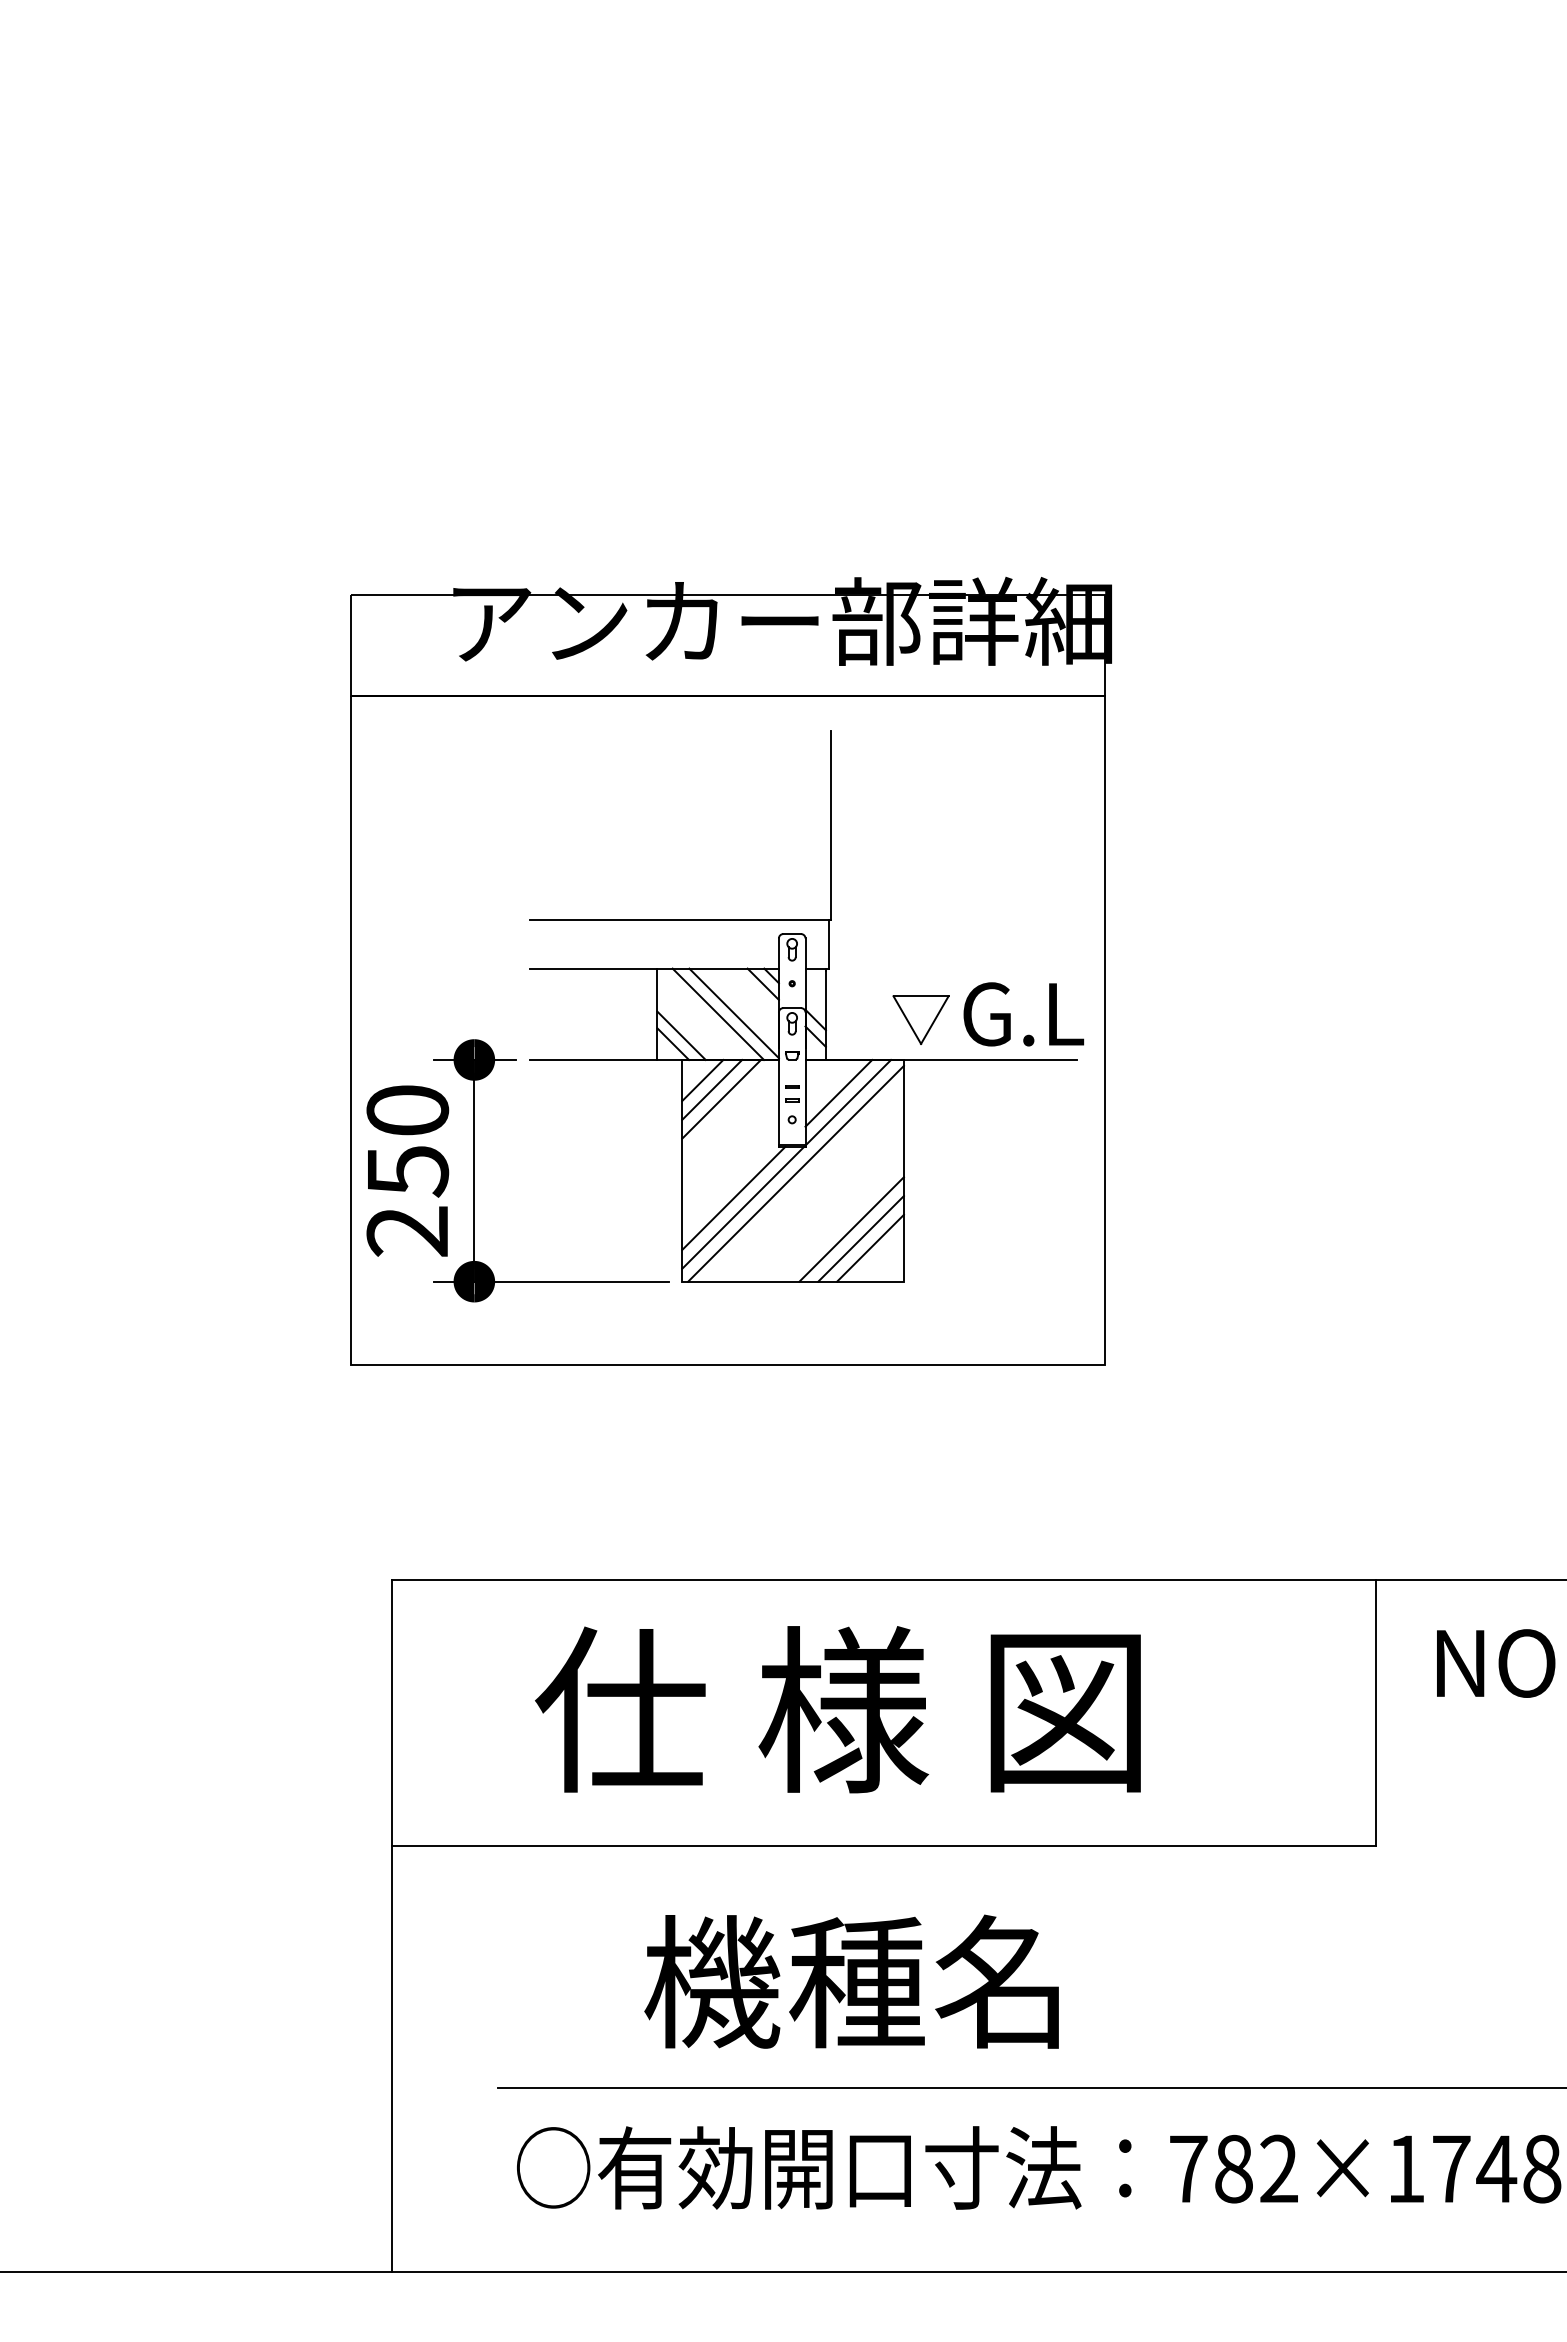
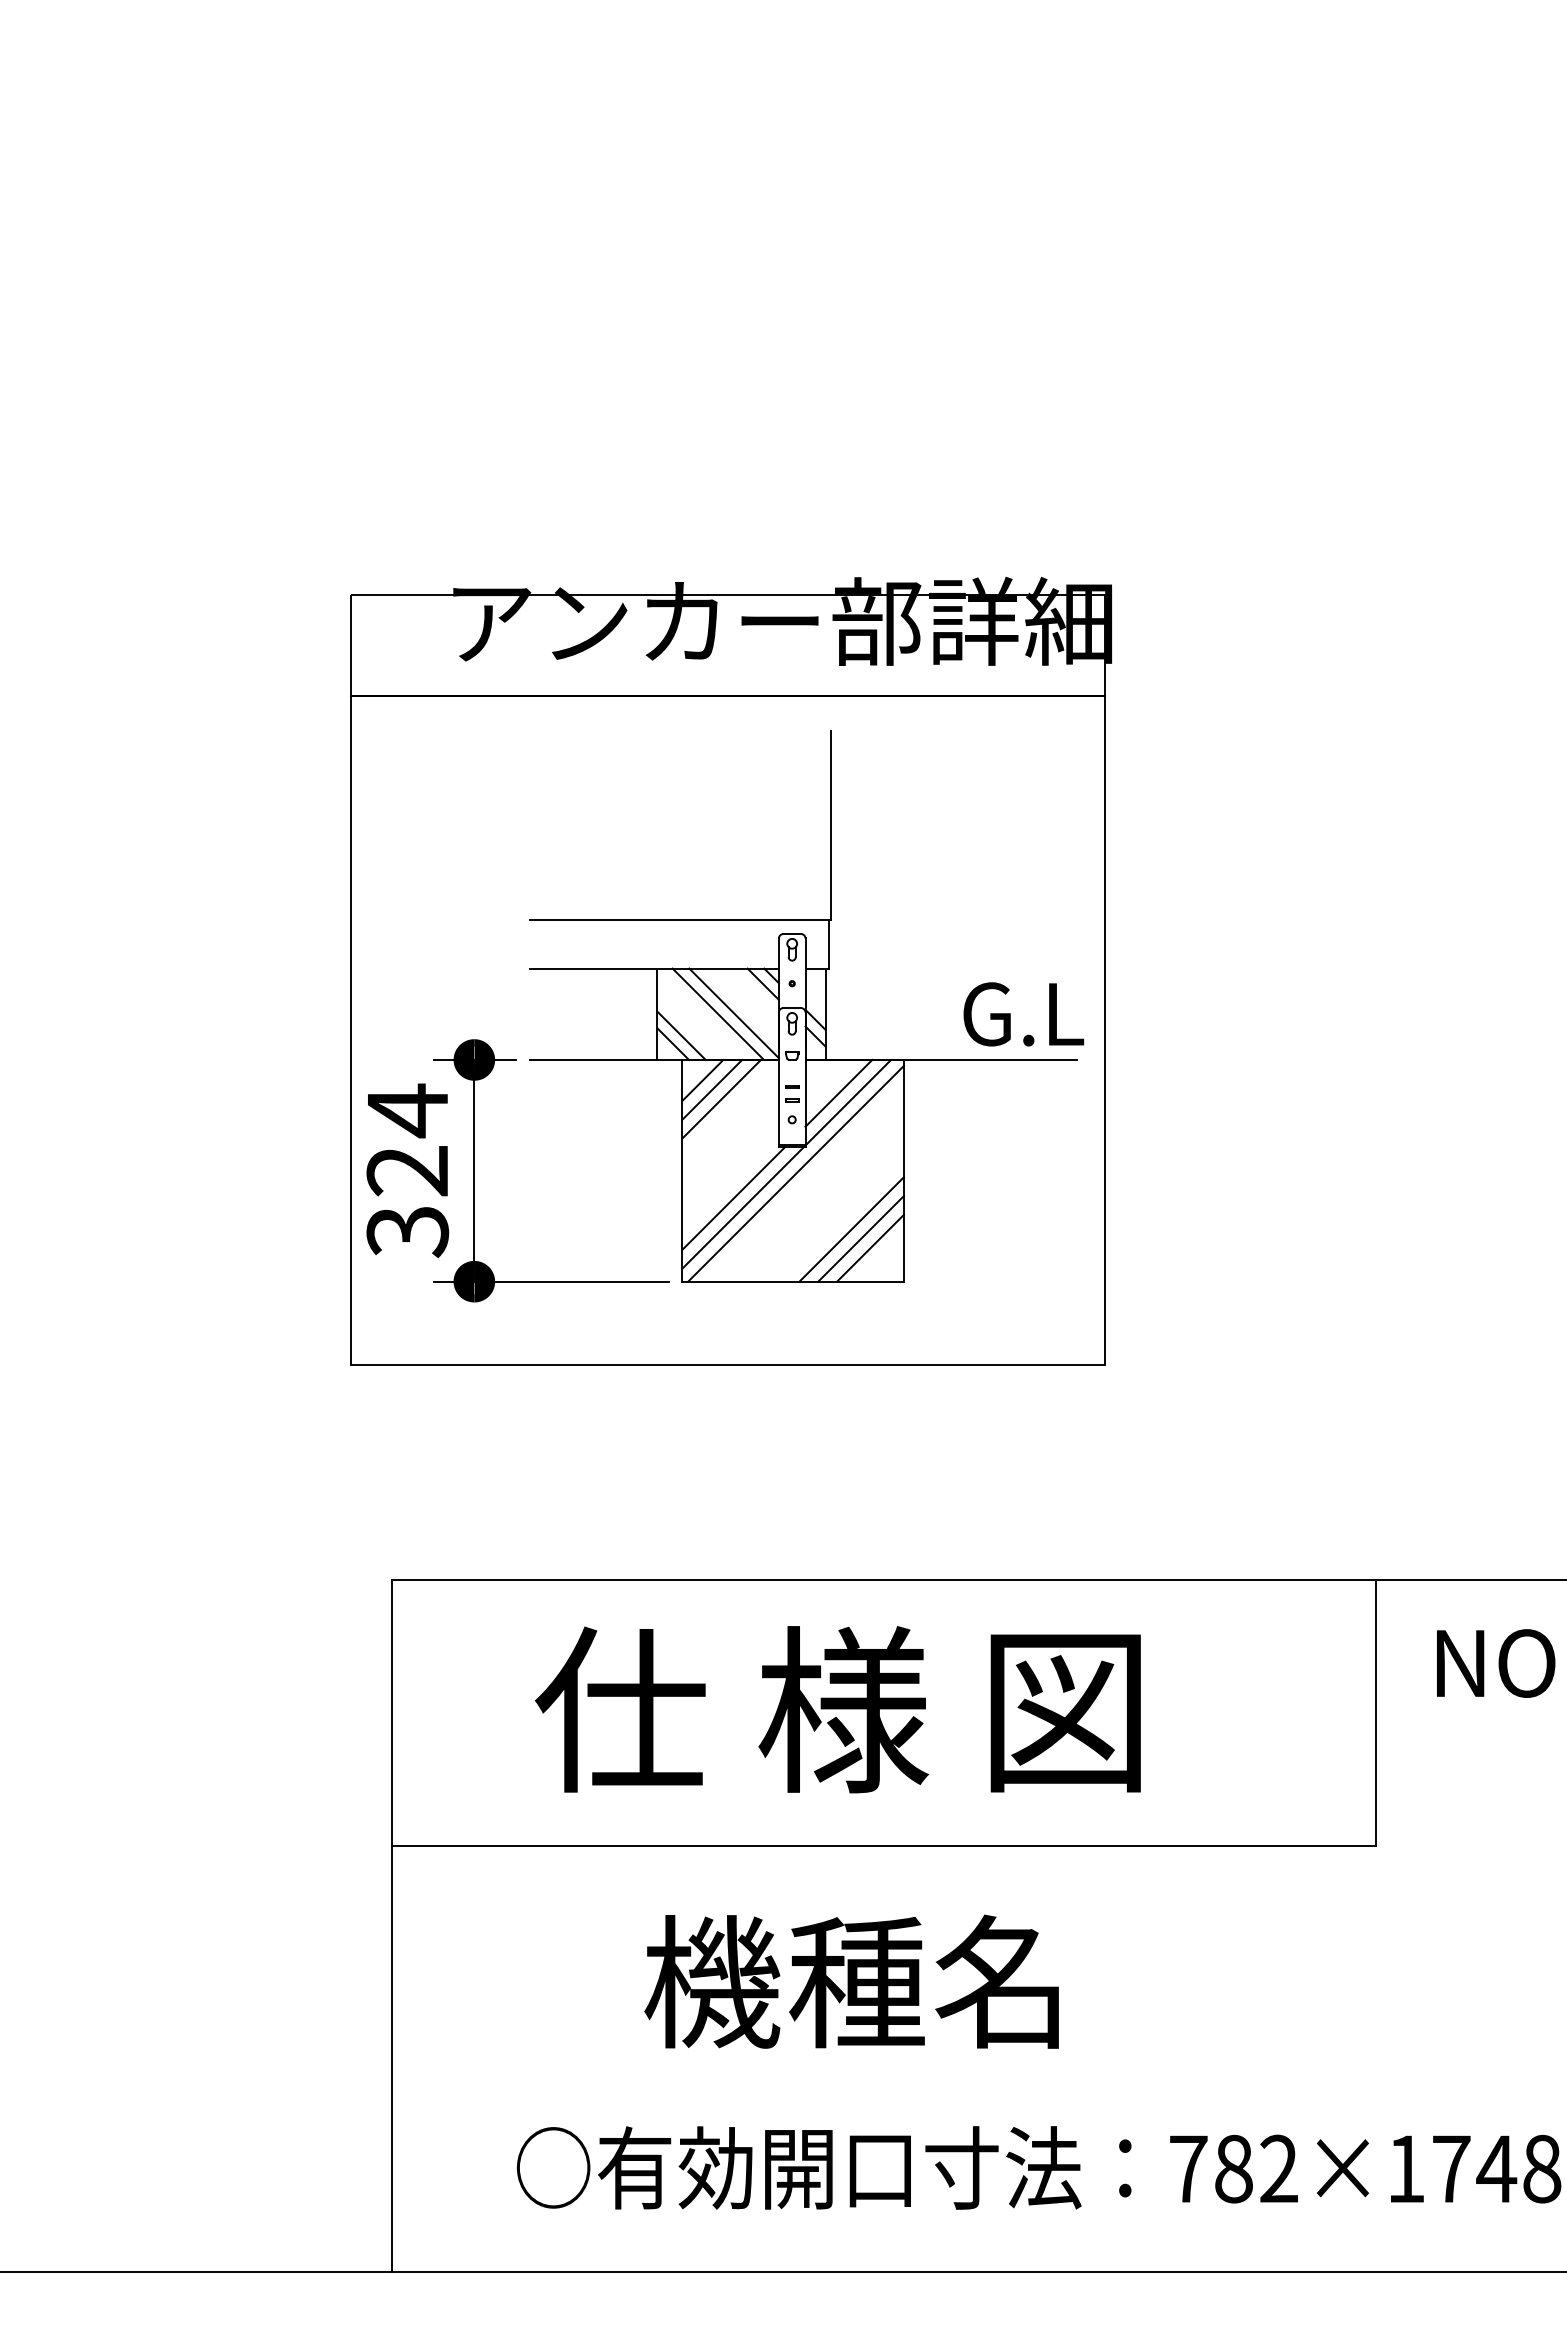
part: present -> none (920, 1019)
text: 250 -> 324 (407, 1170)
line: present -> none (1030, 2088)
